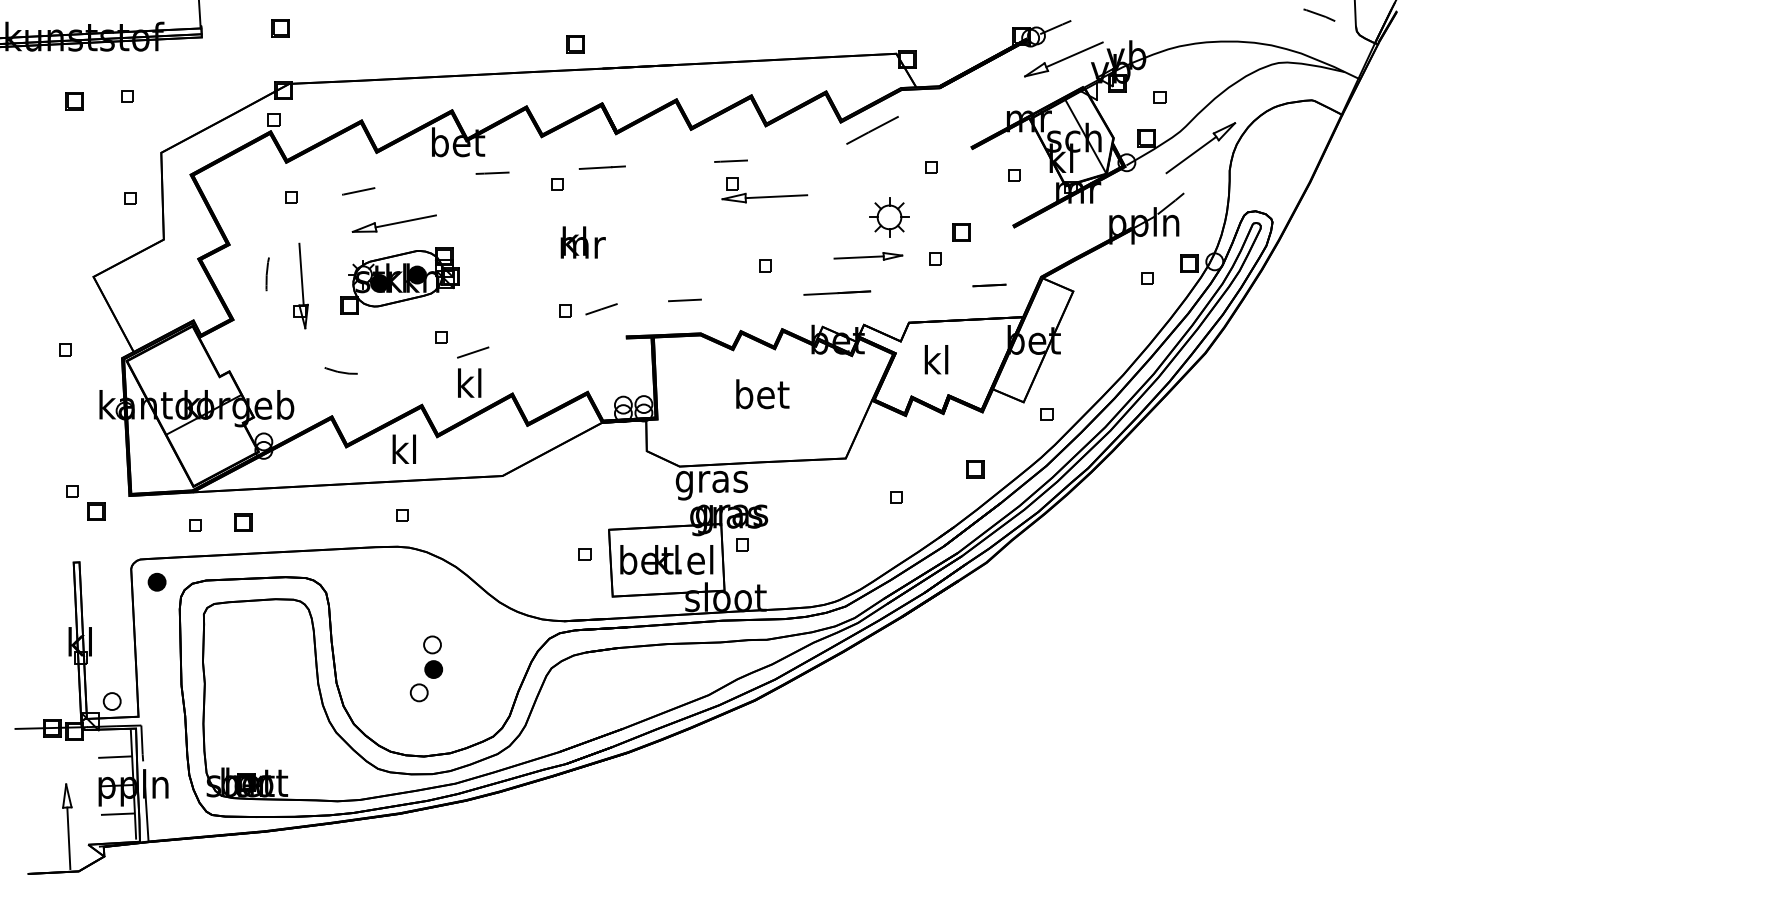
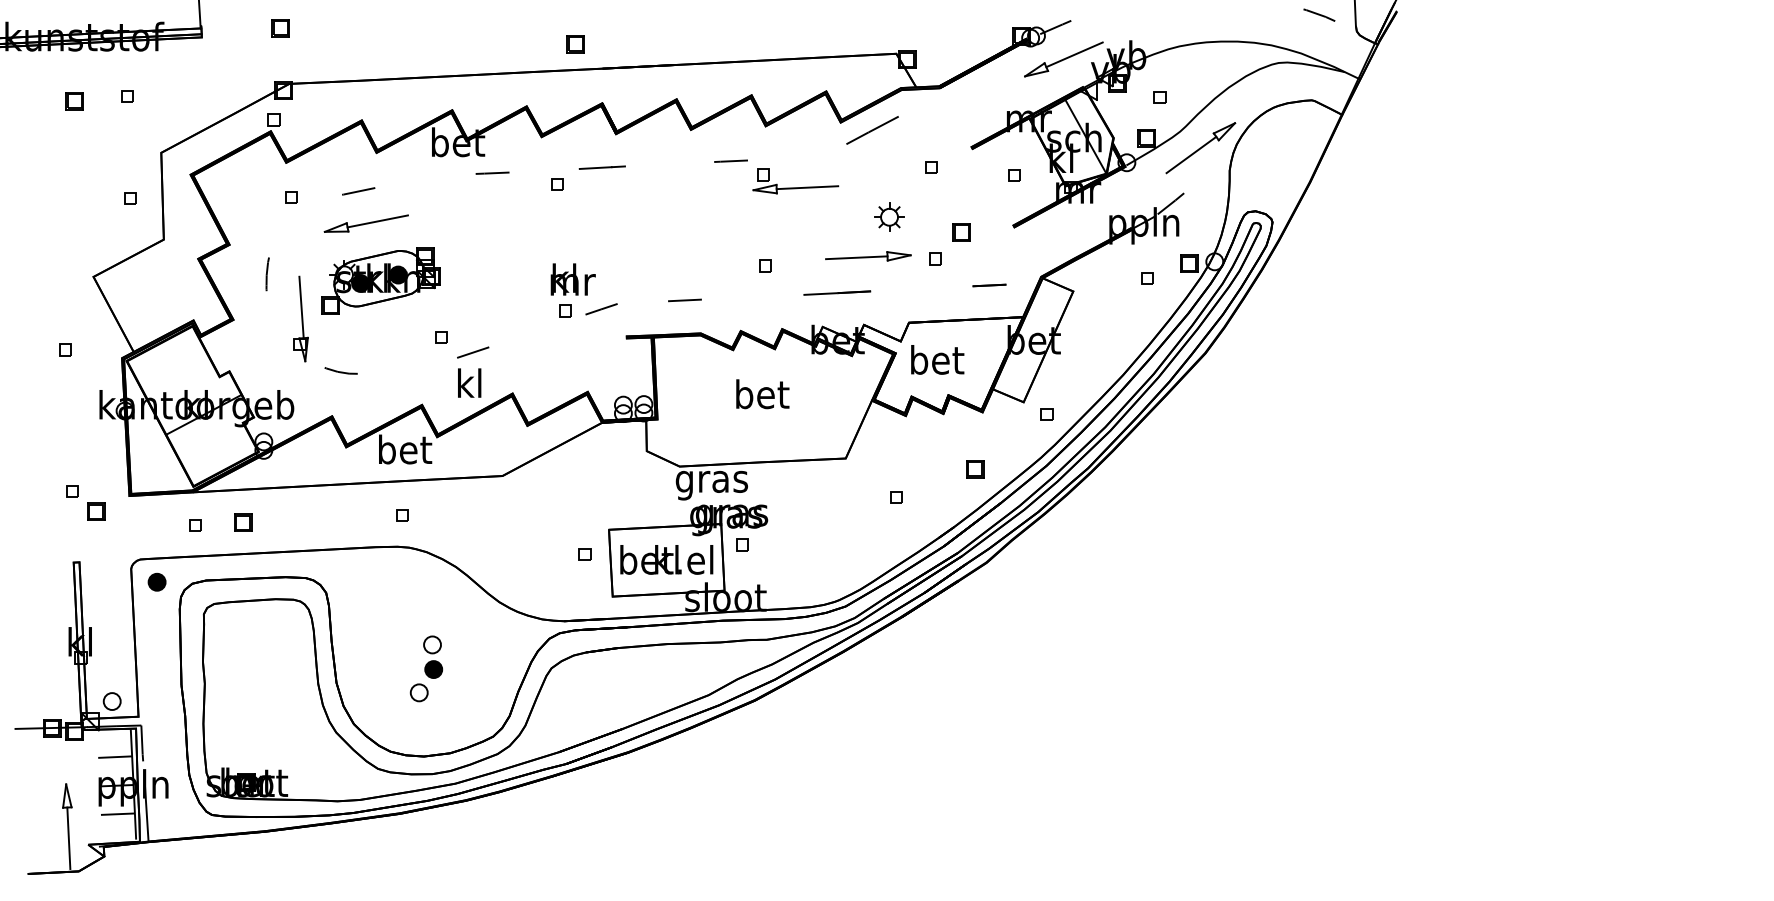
part position: (764, 190) -> (795, 181) (795, 181)
part size: 41x41 px -> 31x30 px (889, 216)
part position: (393, 223) -> (365, 223) (365, 223)
text position: (582, 242) -> (572, 279) (572, 279)
part size: 71x9 px -> 87x11 px (868, 256)
part position: (399, 280) -> (380, 280) (380, 280)
part position: (300, 285) -> (300, 318) (300, 318)
text: kl -> bet (937, 359)
text: kl -> bet (405, 449)
